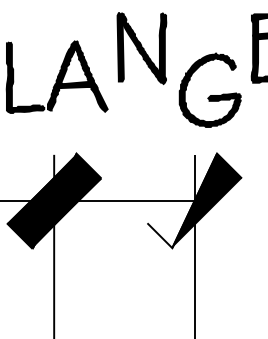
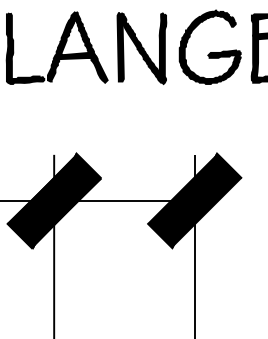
part position: (56, 76) -> (56, 47) (56, 47)
part position: (209, 89) -> (209, 46) (209, 46)
fill: none -> present (182, 200)
